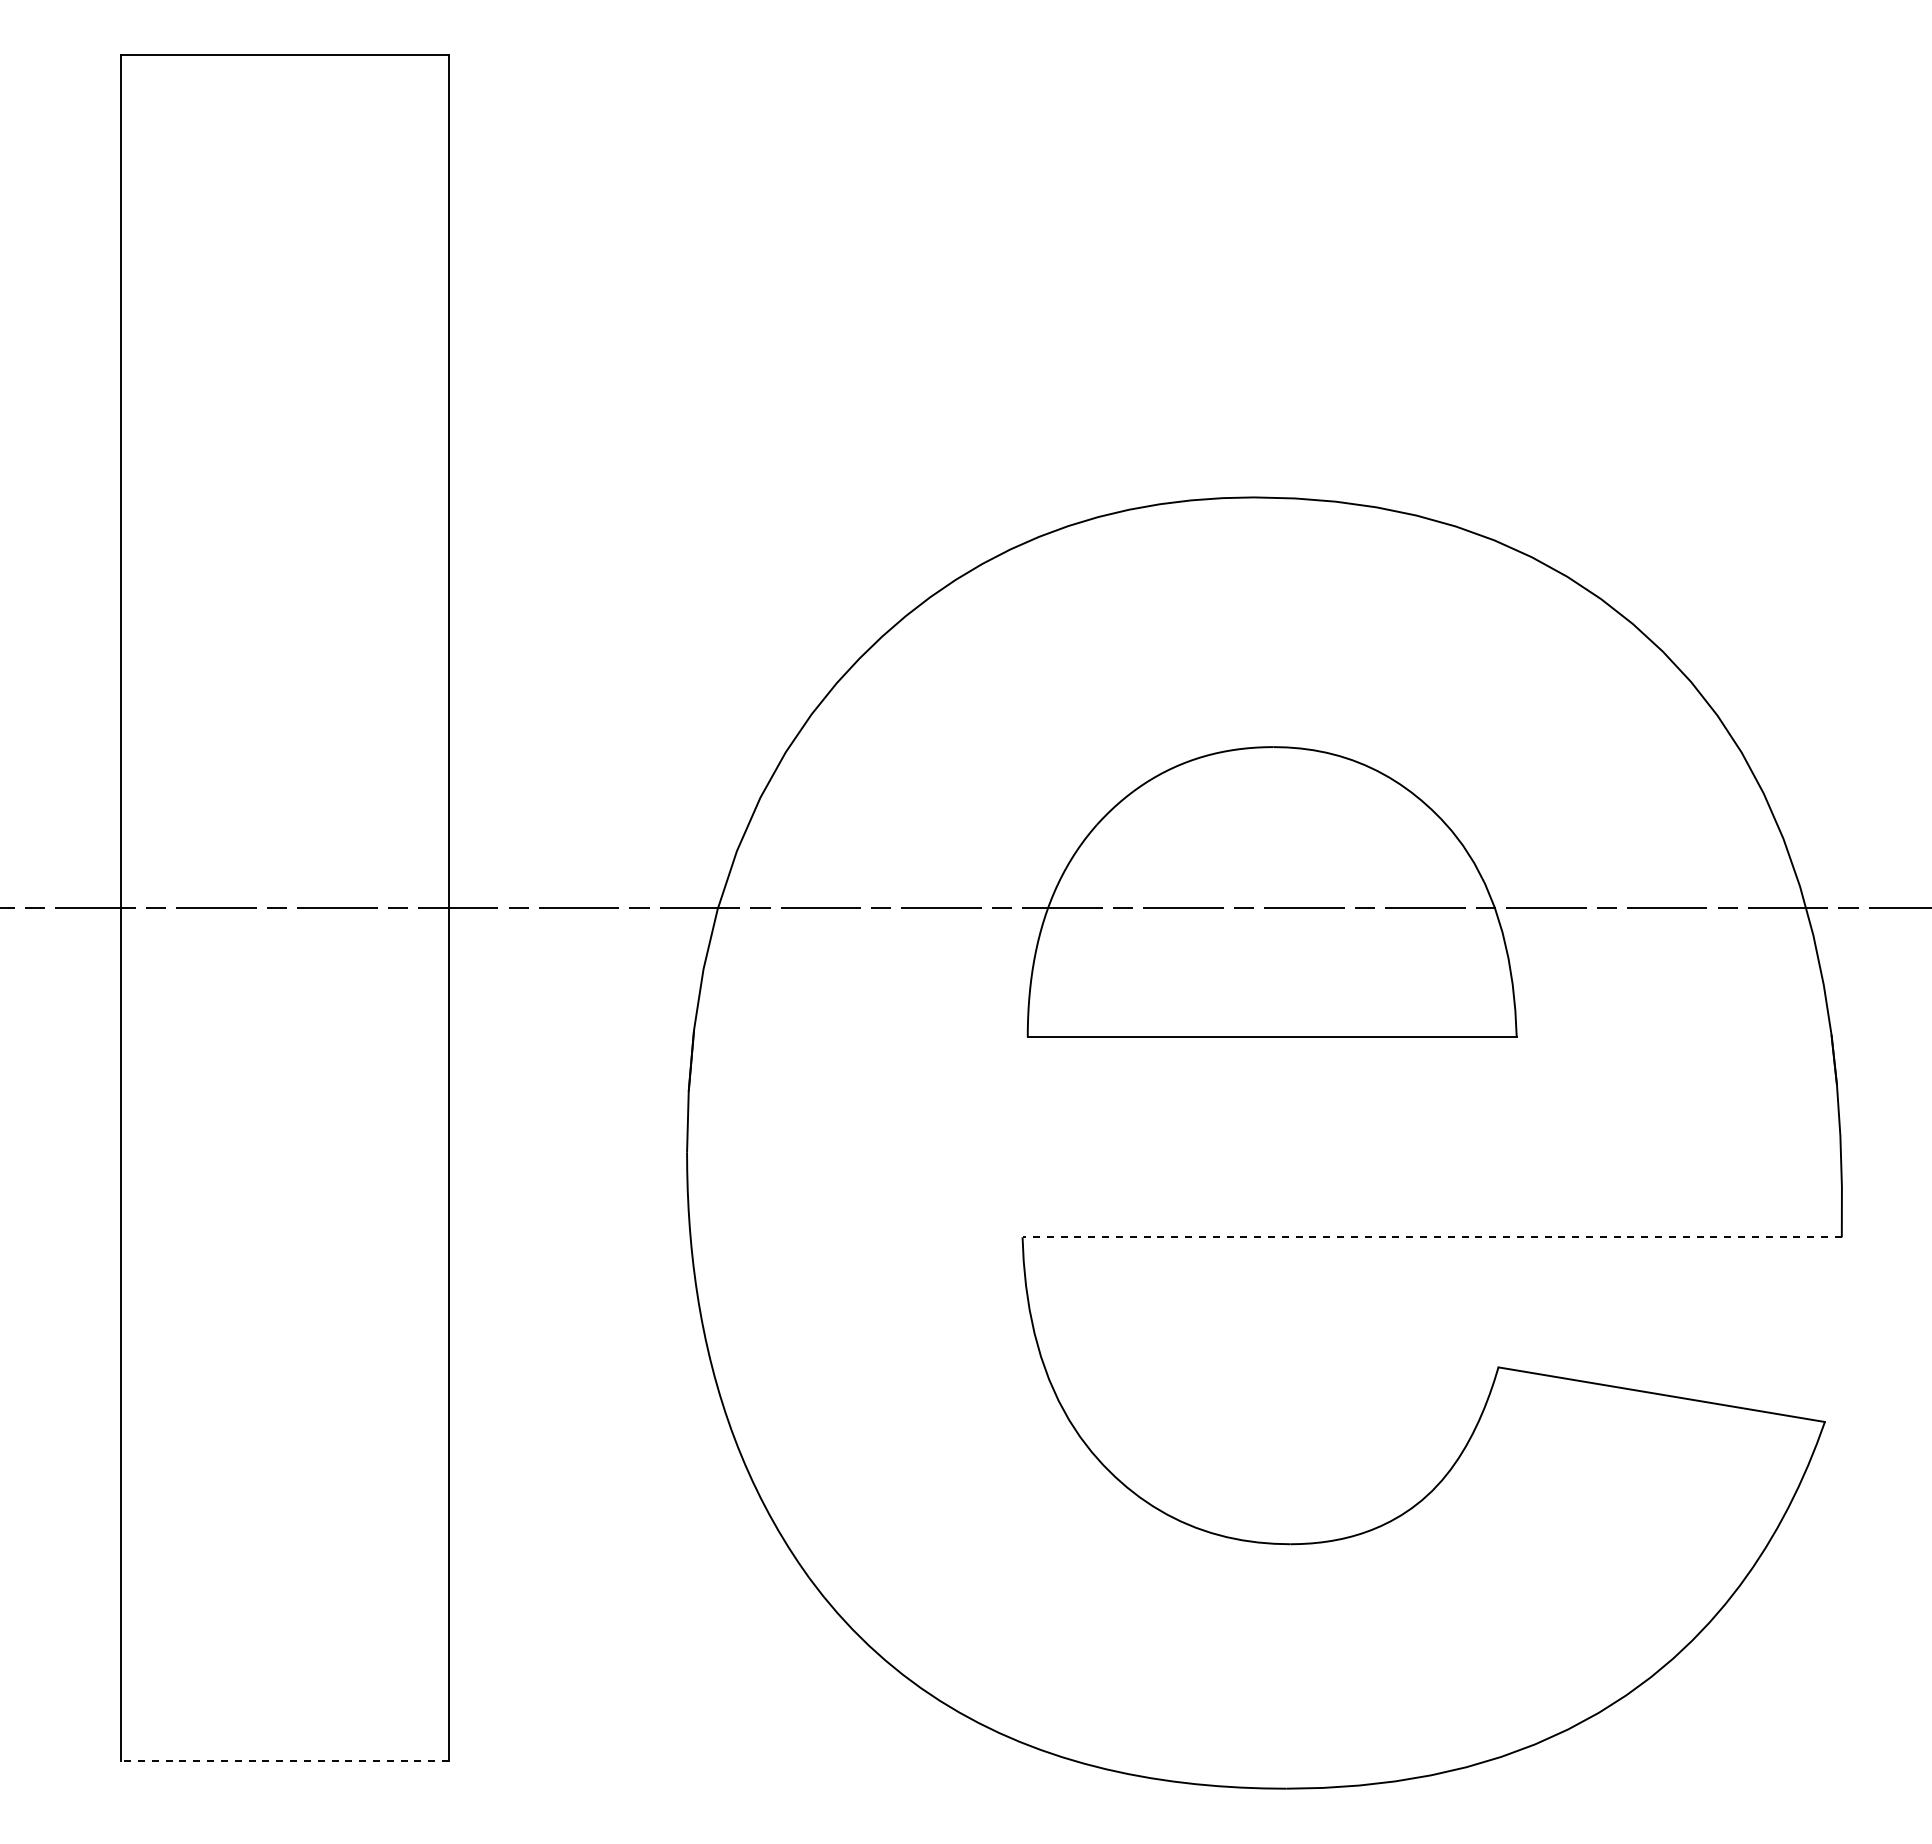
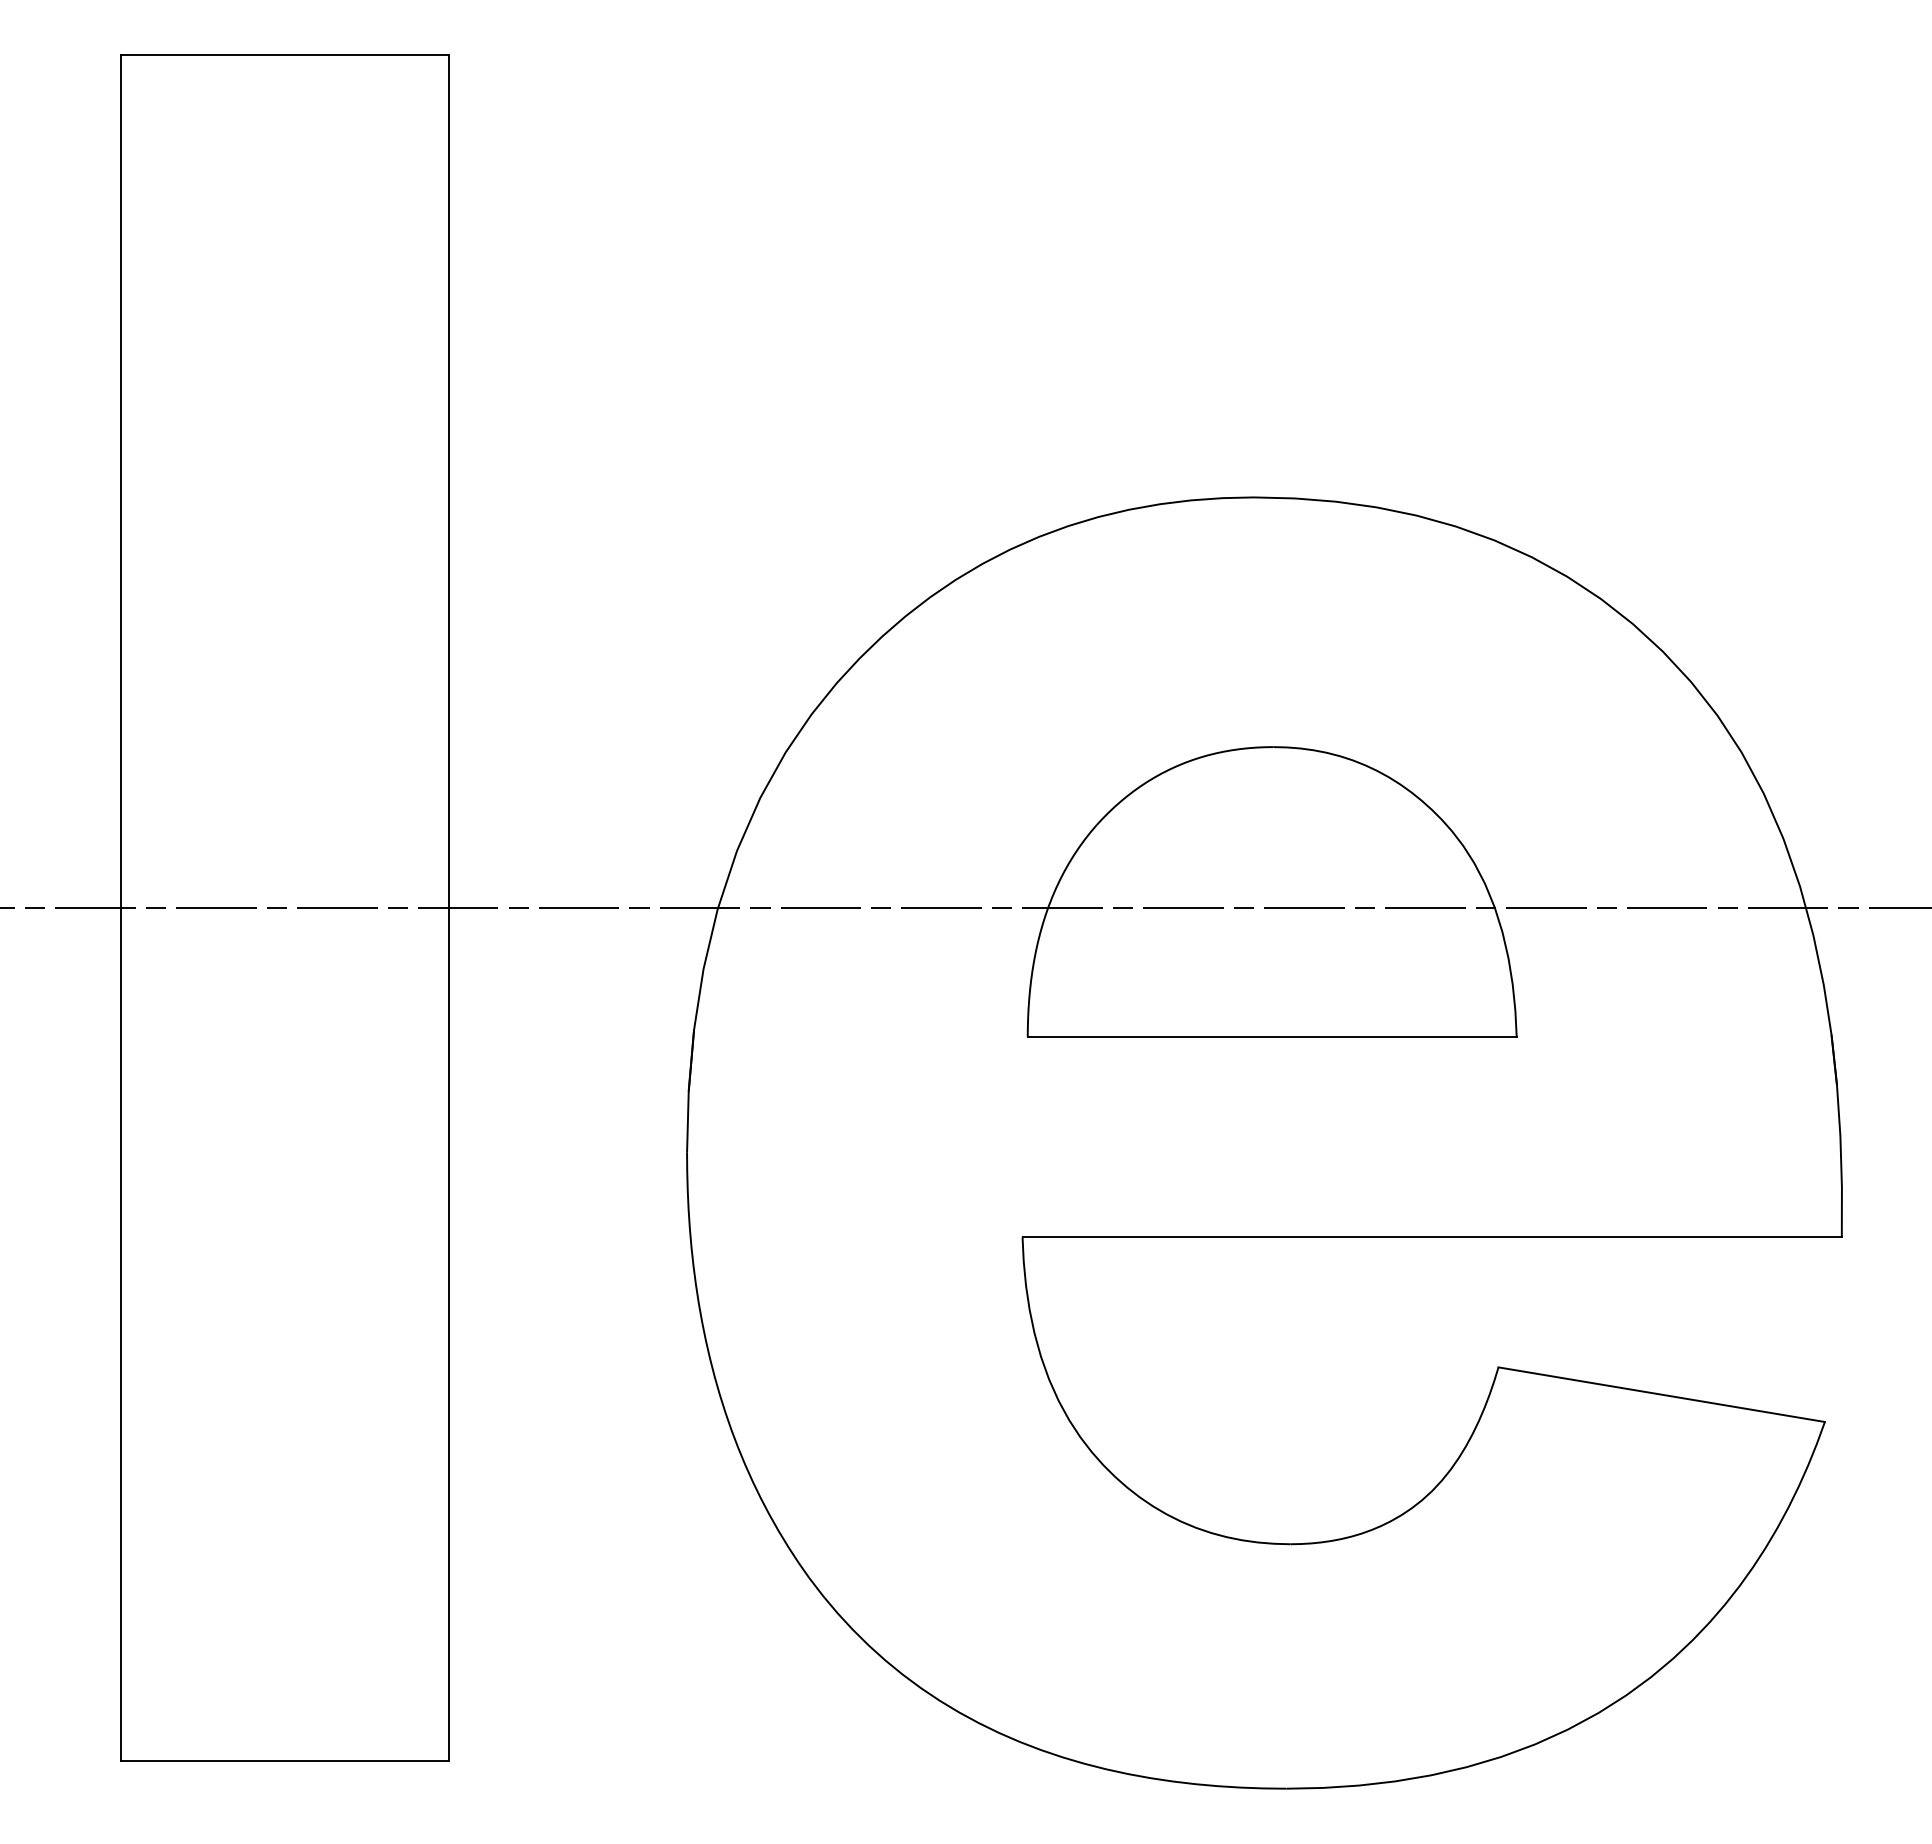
line: dashed -> solid (1432, 1237)
line: dashed -> solid (285, 1761)
